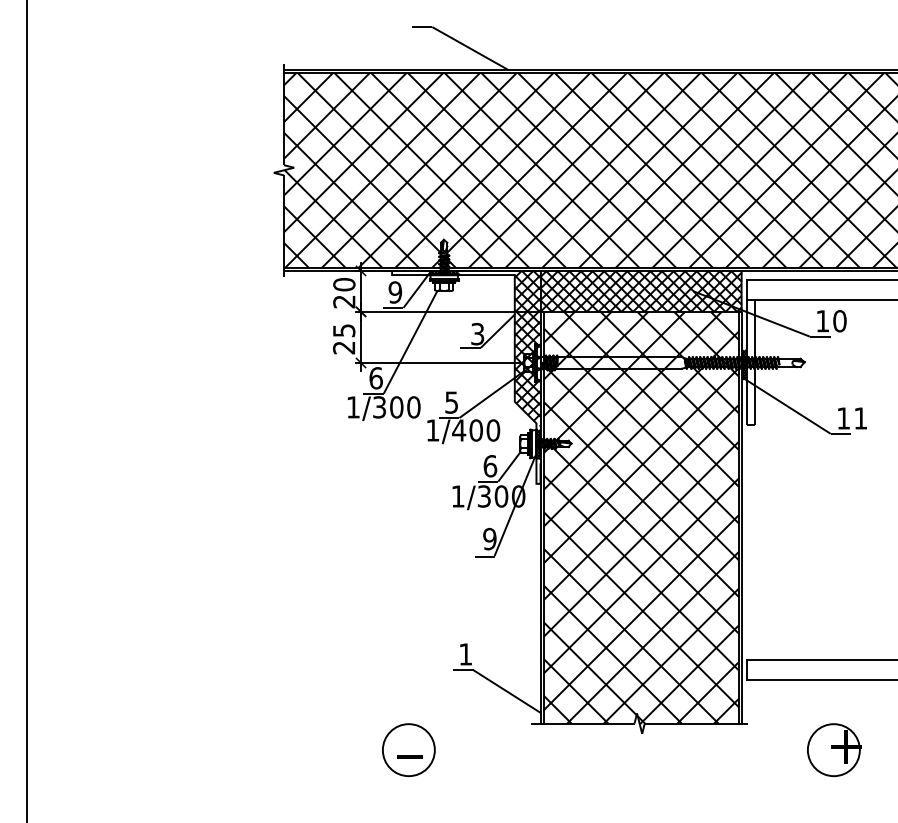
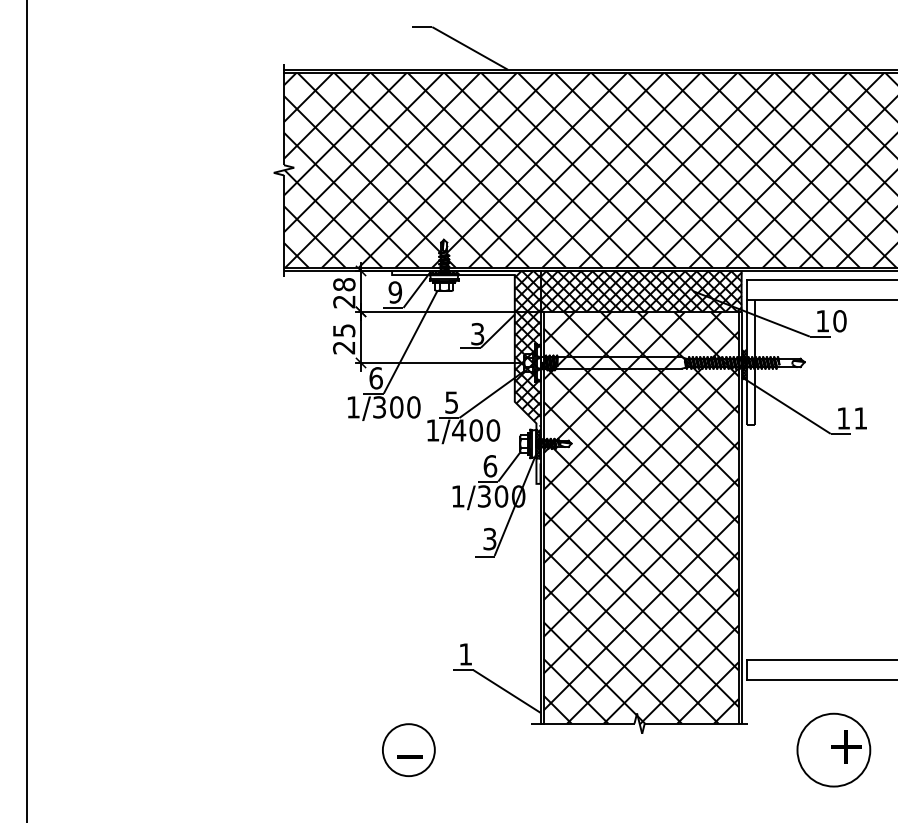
text: 20 -> 28 (344, 284)
text: 9 -> 3 (489, 539)
circle diameter: 52 px -> 73 px (833, 749)
